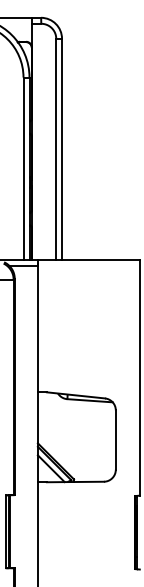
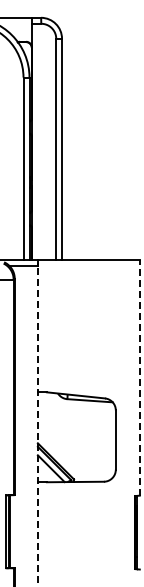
line: solid -> dashed (139, 378)
line: solid -> dashed (37, 426)
